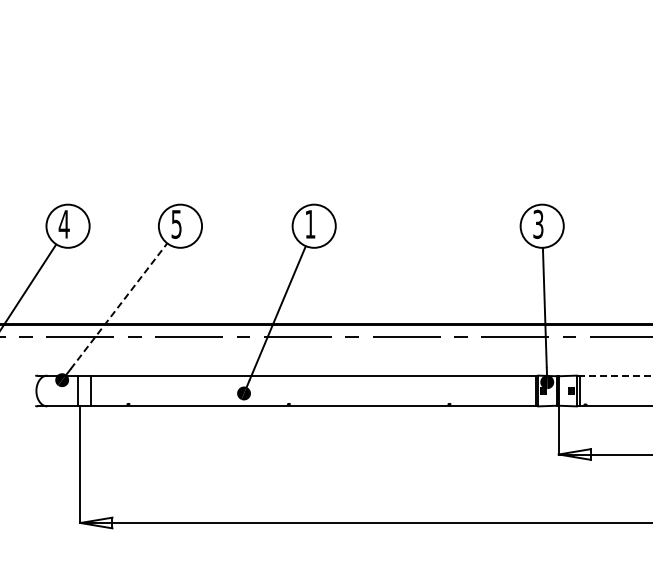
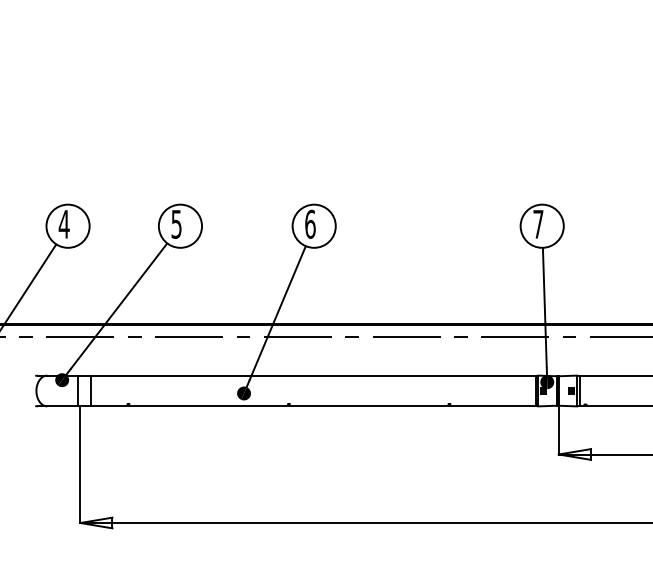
text: 1 -> 6 (310, 223)
text: 3 -> 7 (538, 223)
line: dashed -> solid (119, 305)
line: dashed -> solid (615, 376)
